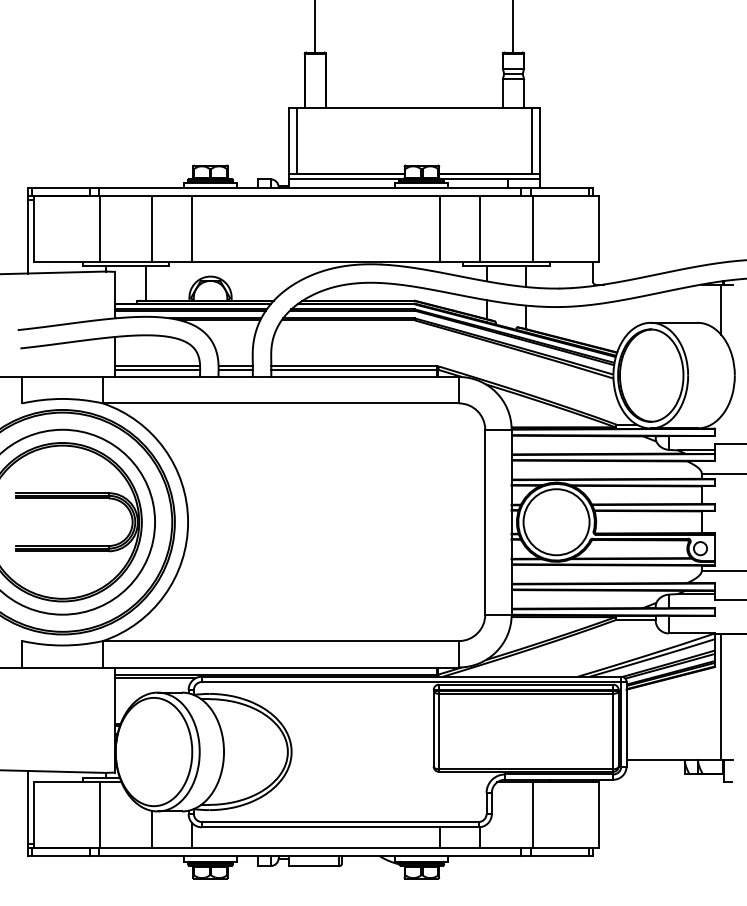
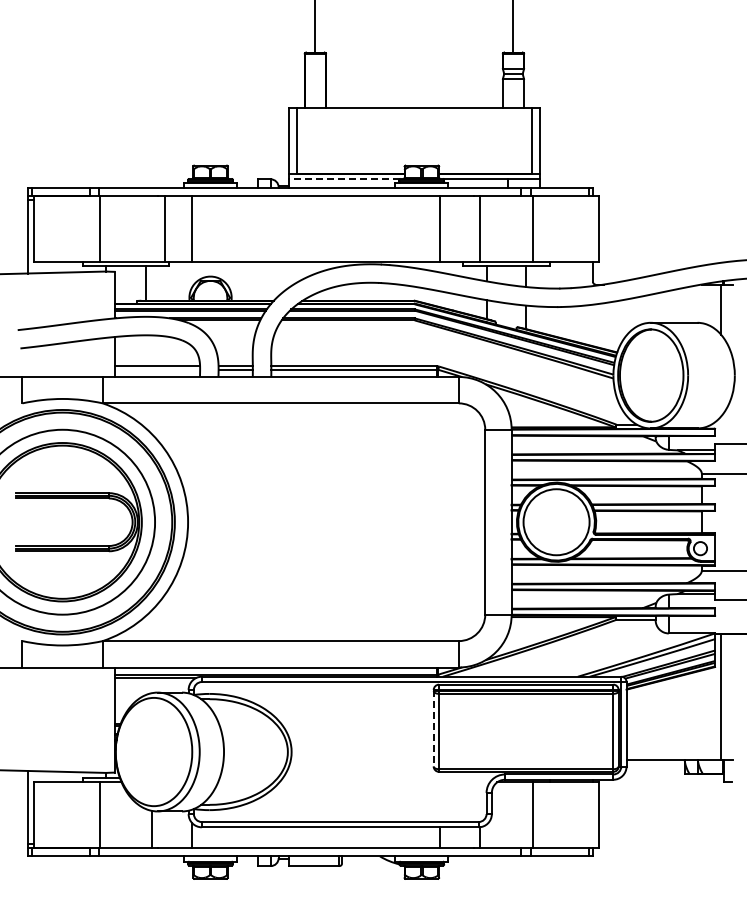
line: solid -> dashed (343, 179)
line position: (152, 229) -> (165, 229) (165, 229)
line: present -> none (157, 369)
line: solid -> dashed (433, 728)
